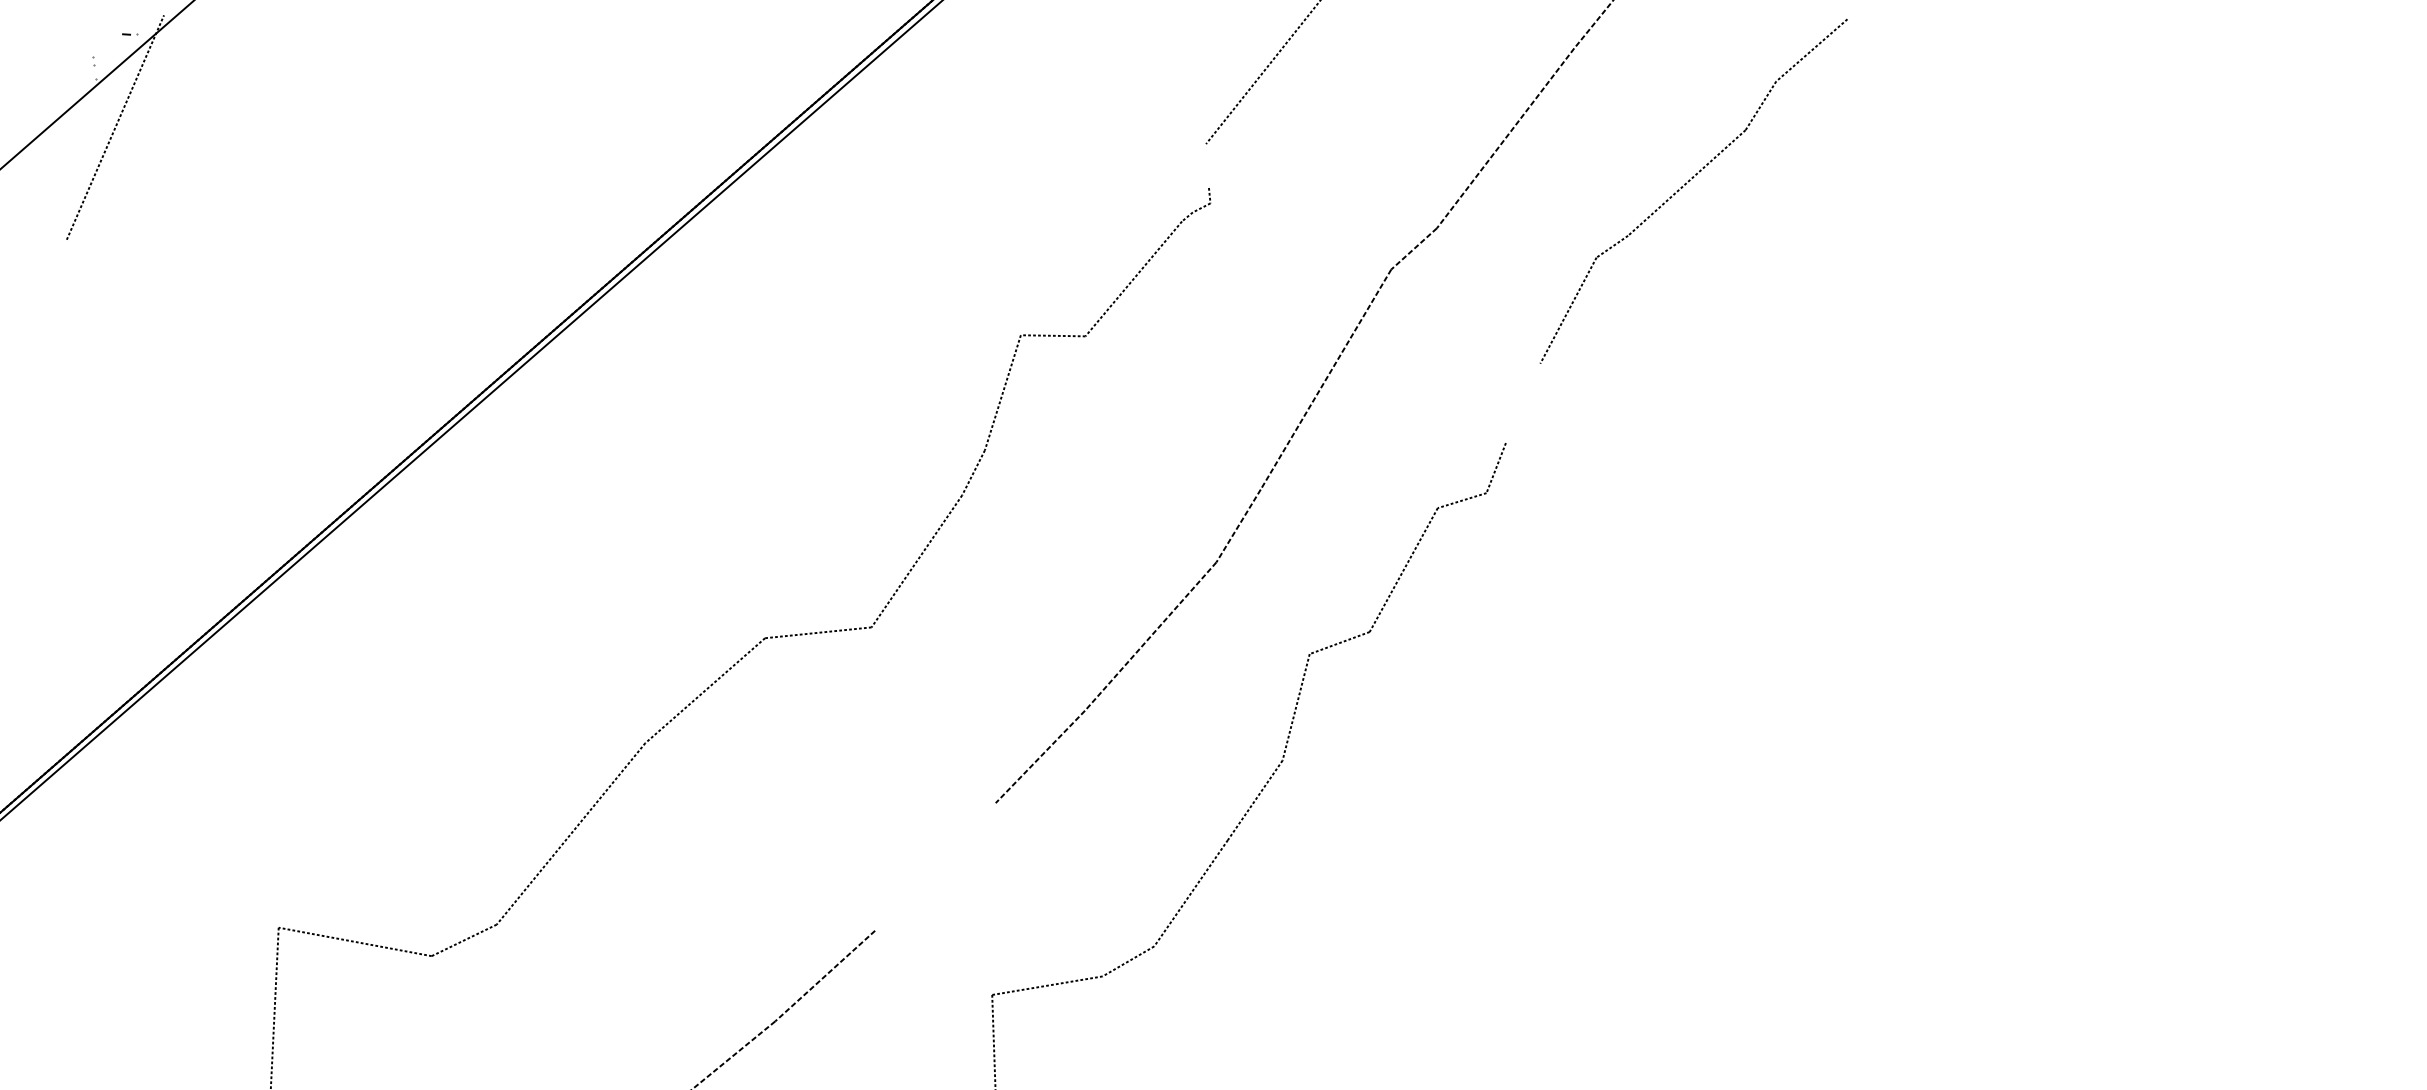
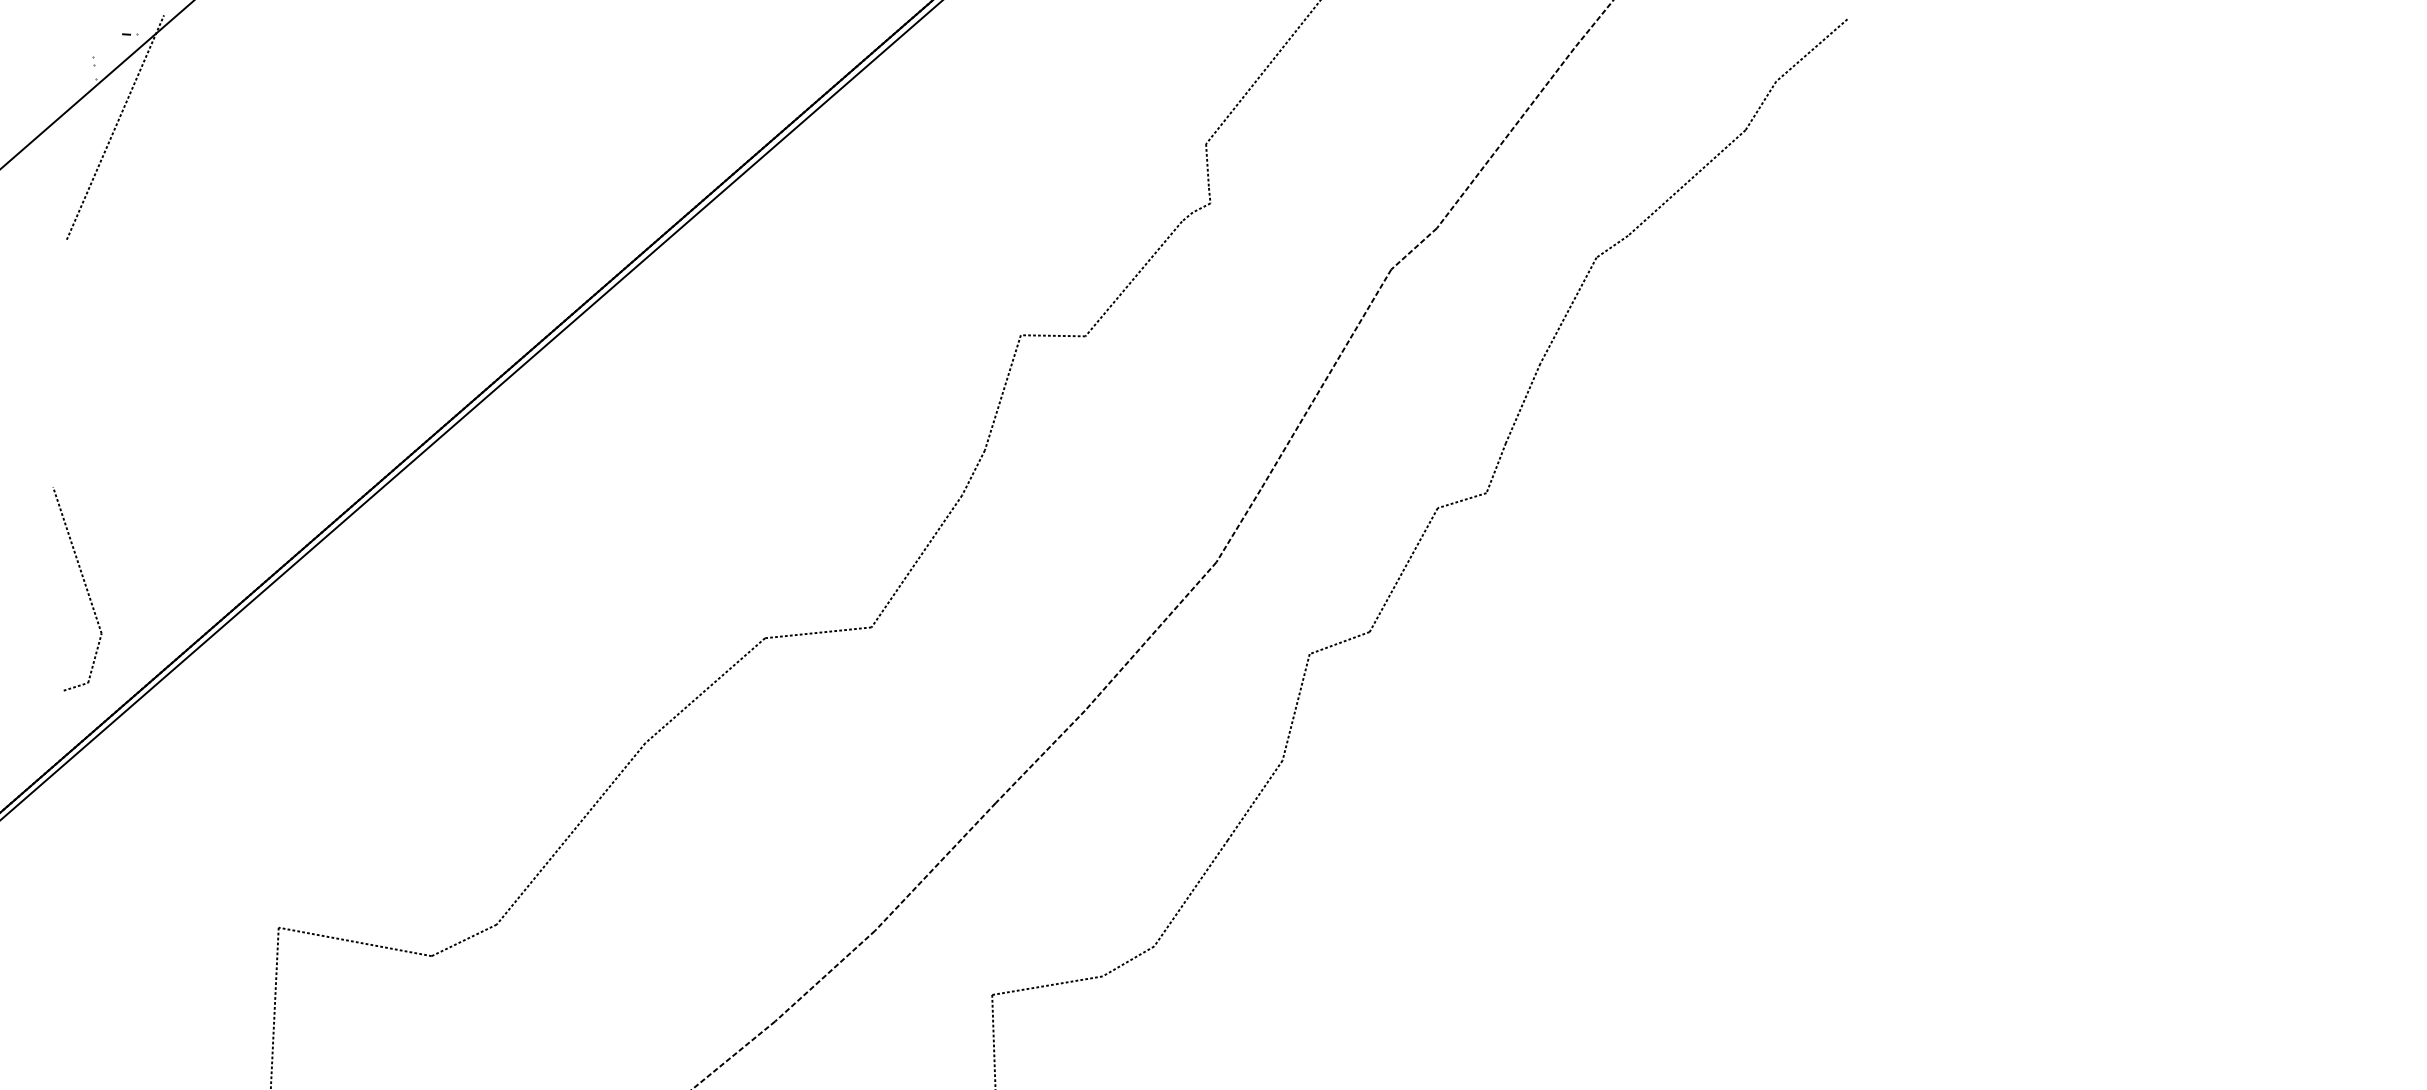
line: none -> present (1207, 165)
line: none -> present (1522, 403)
part: none -> present (84, 585)
line: none -> present (935, 866)
